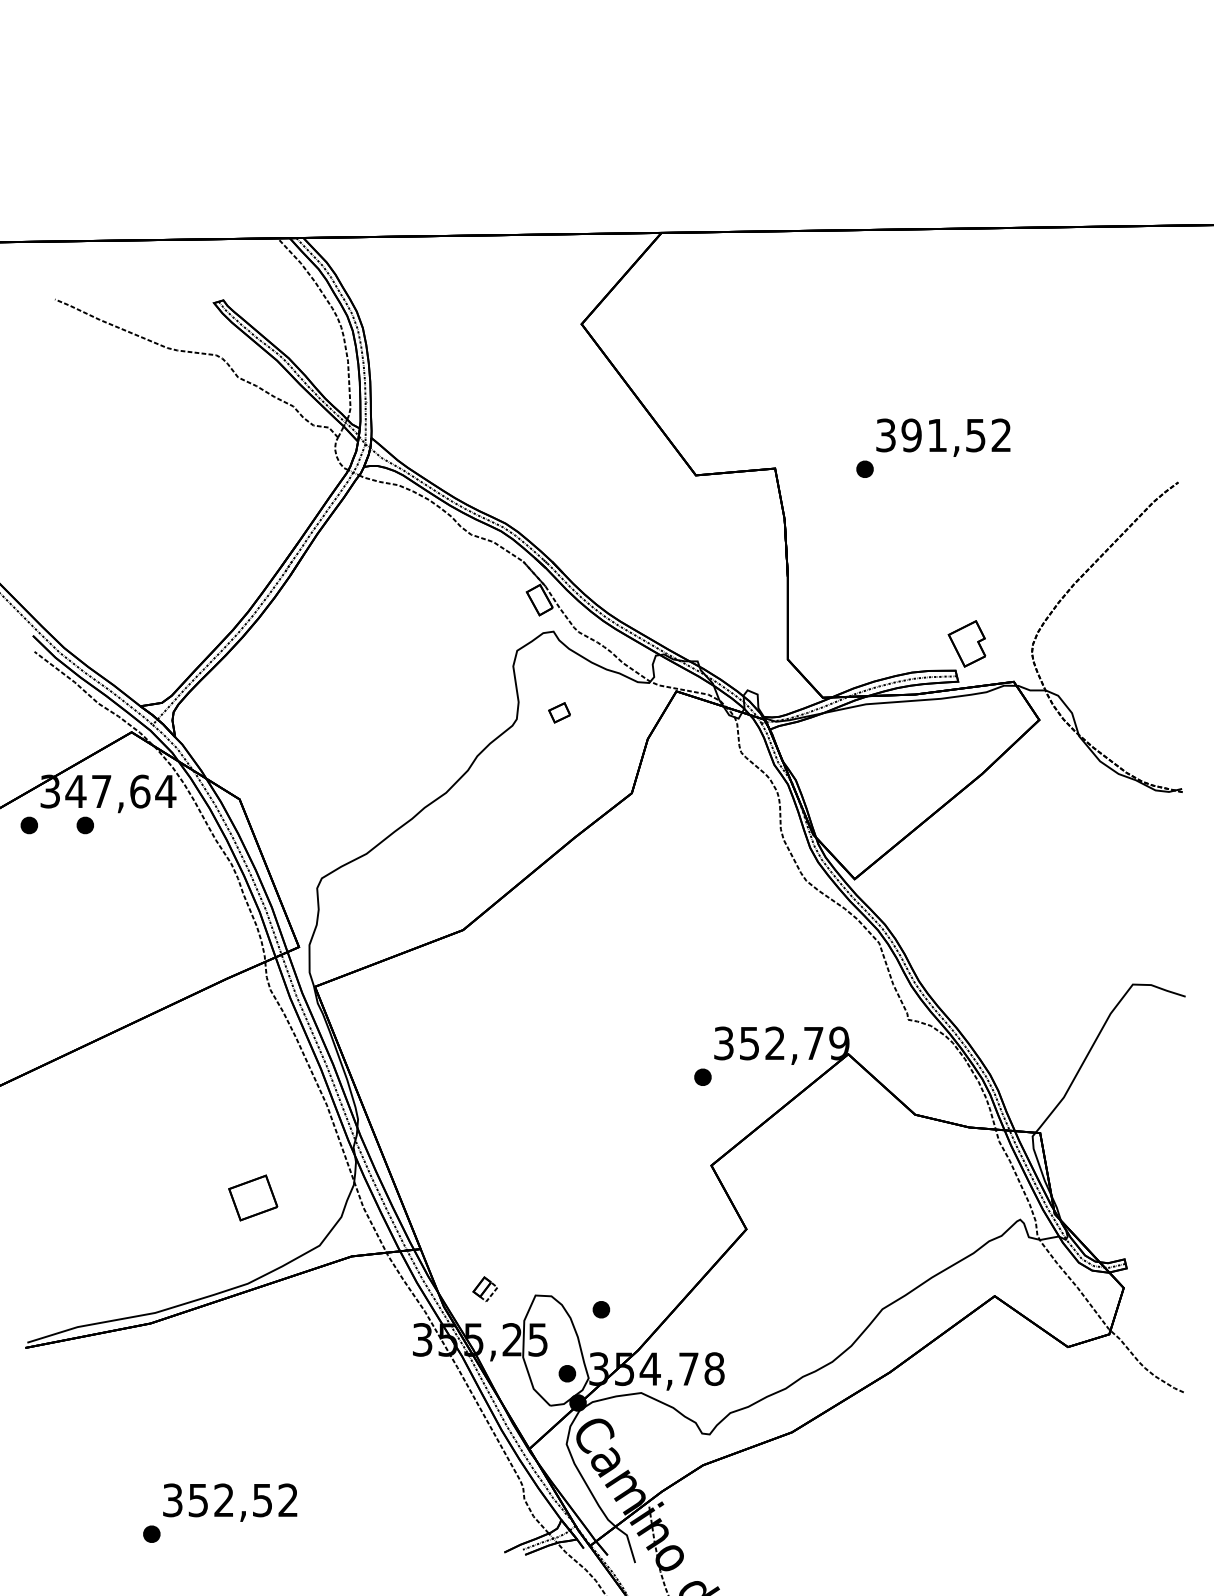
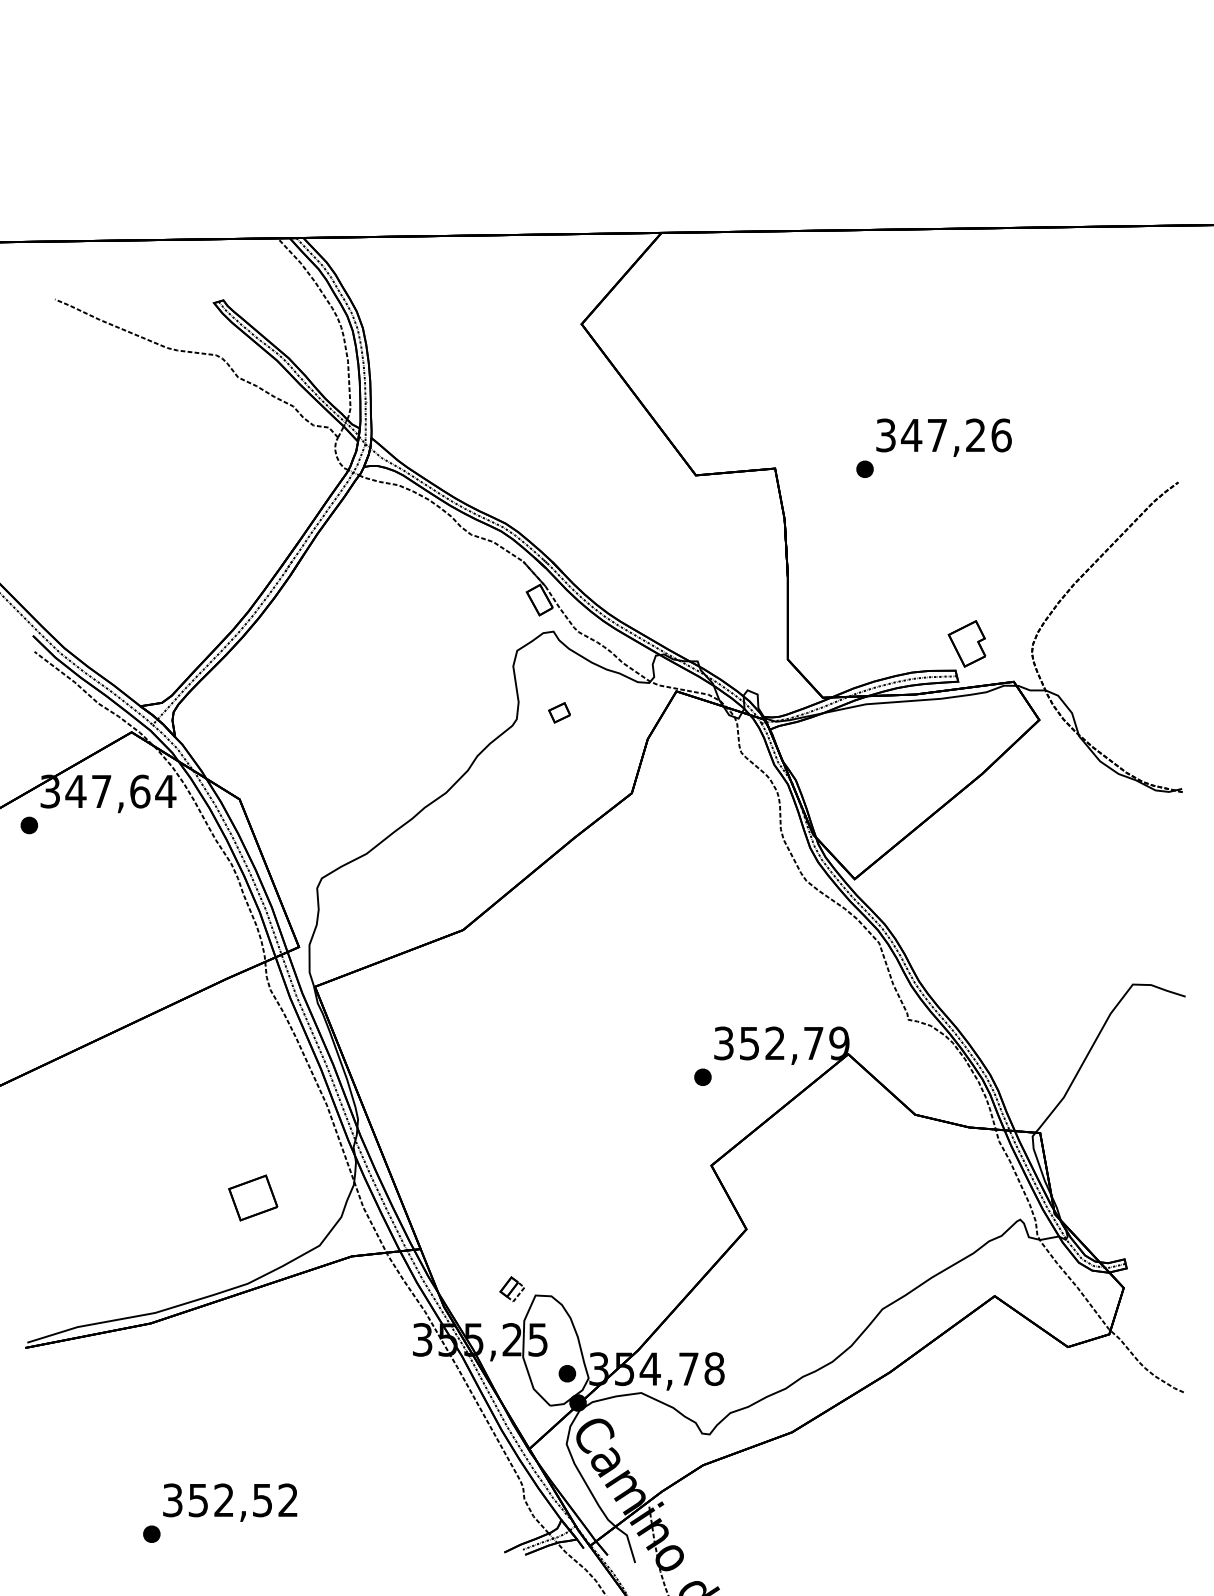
text: 391,52 -> 347,26 (956, 435)
part: present -> none (84, 825)
part position: (484, 1288) -> (511, 1288) (511, 1288)
part: present -> none (601, 1309)
